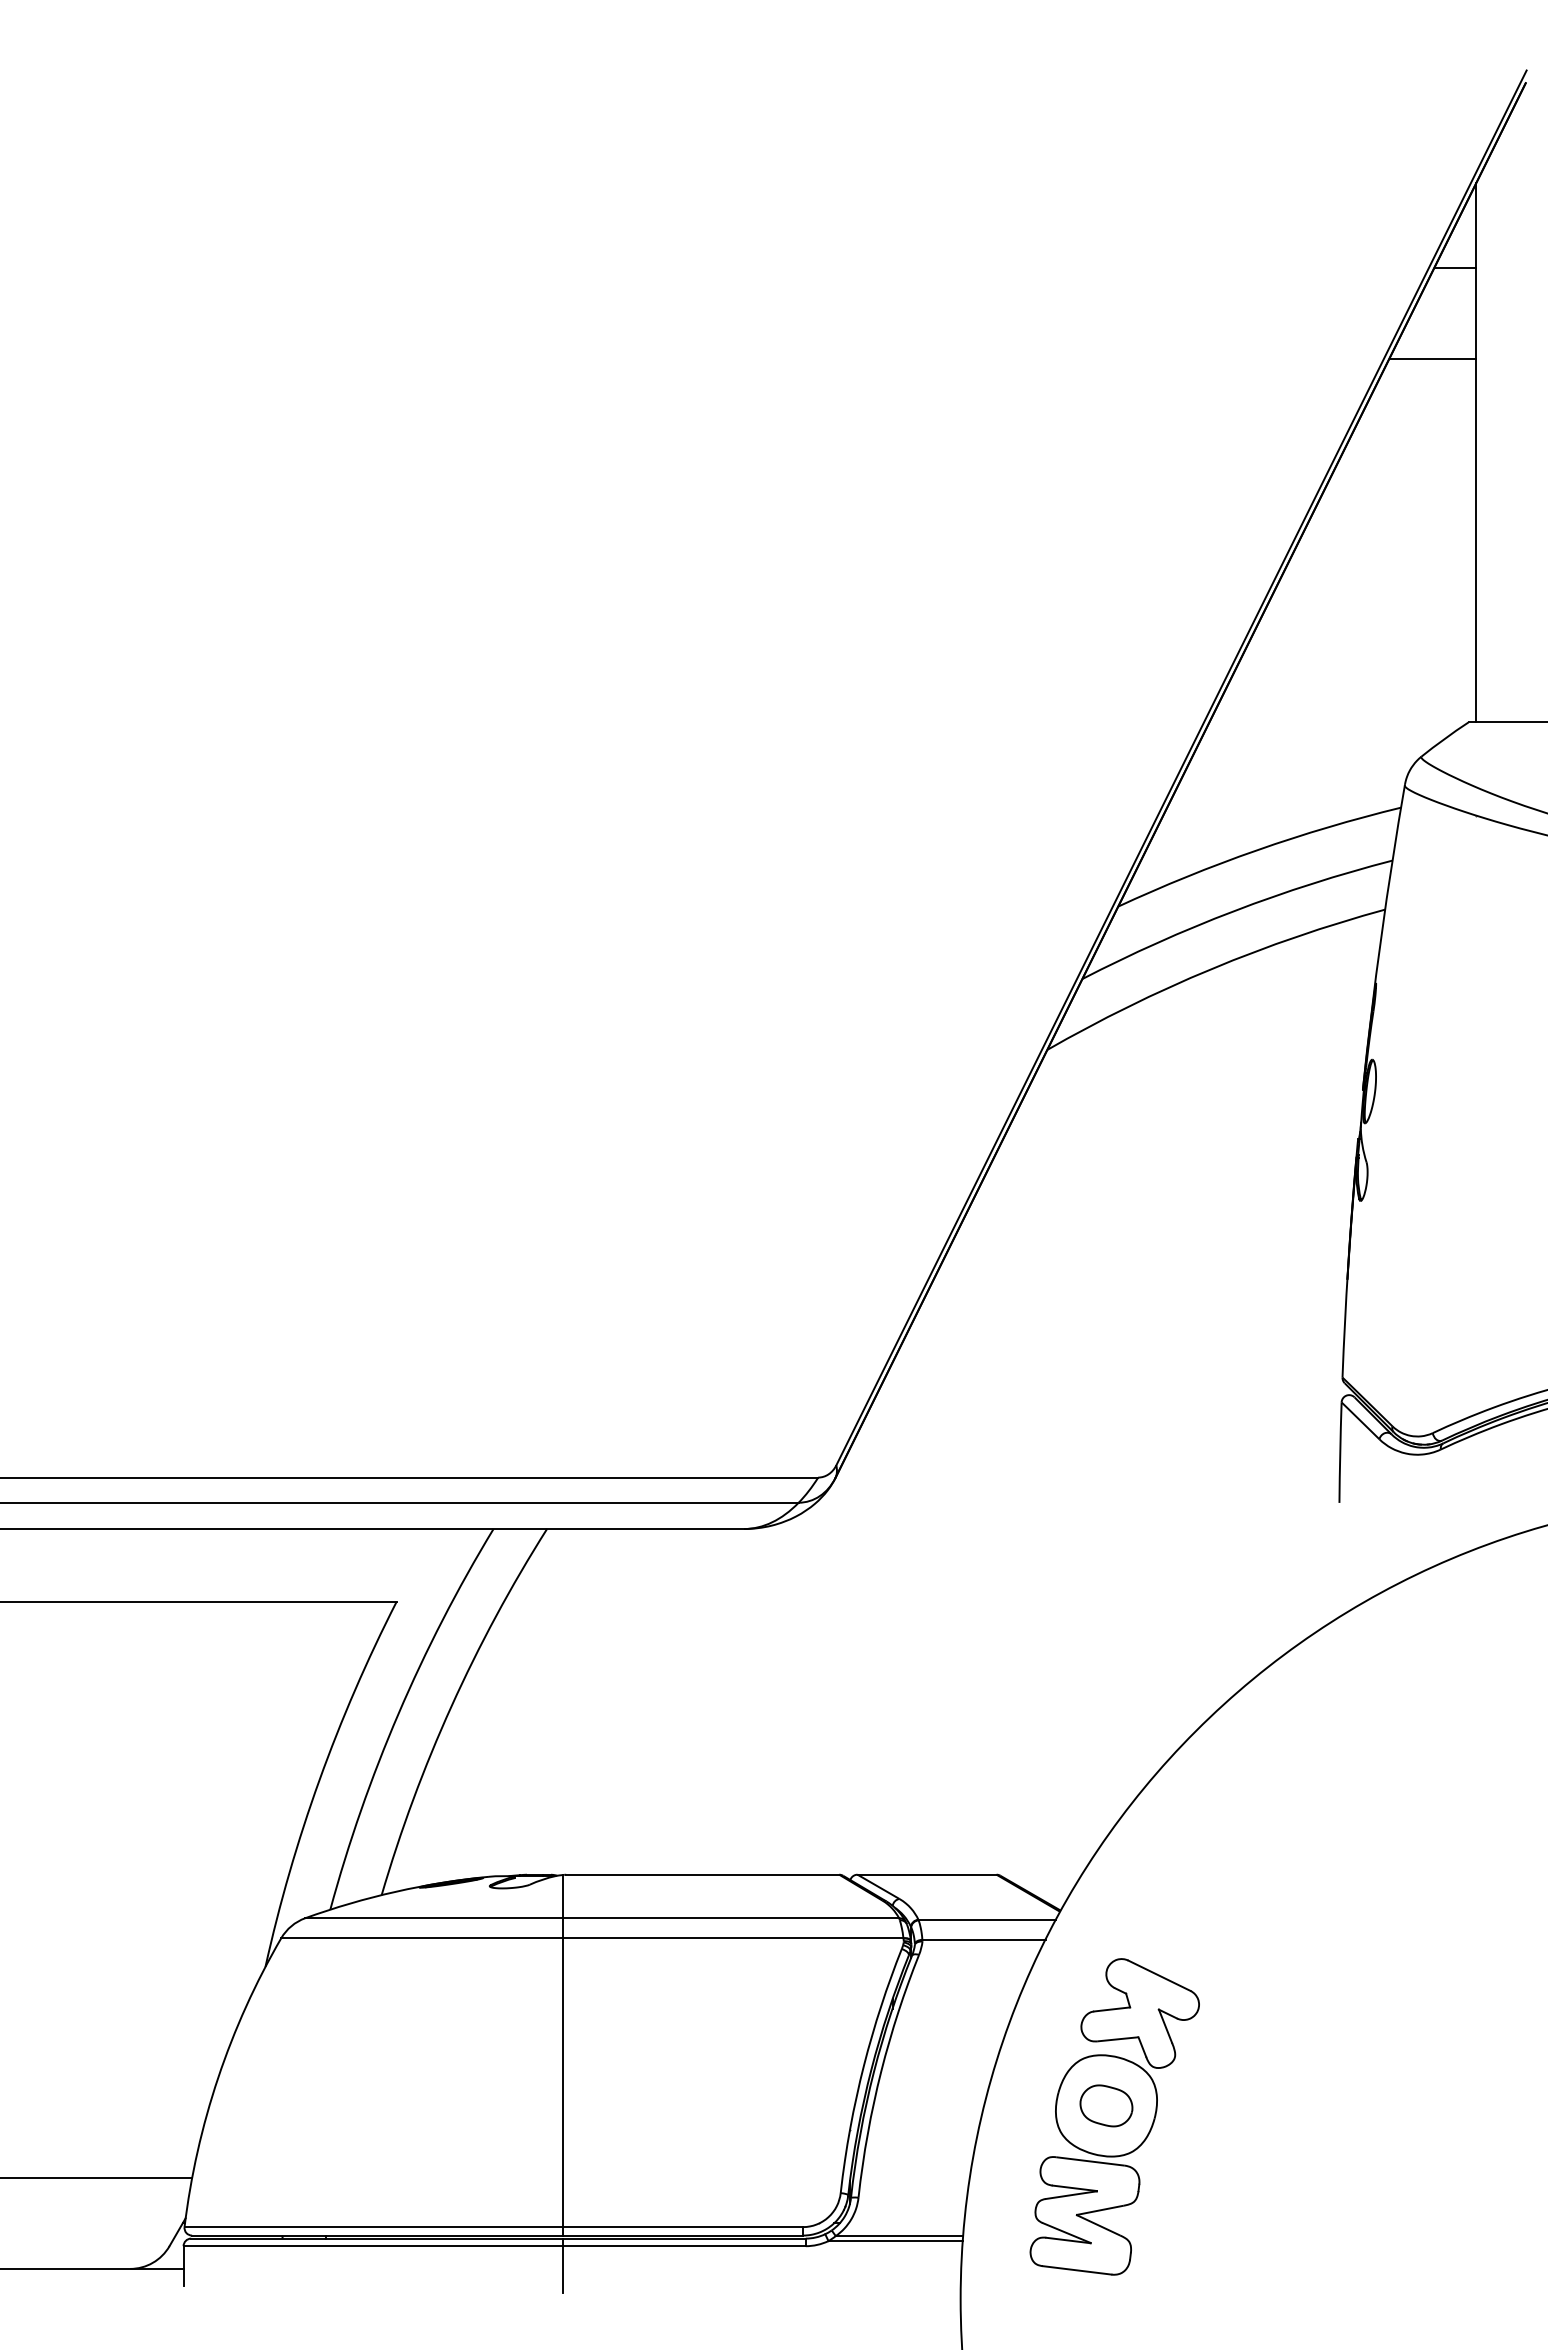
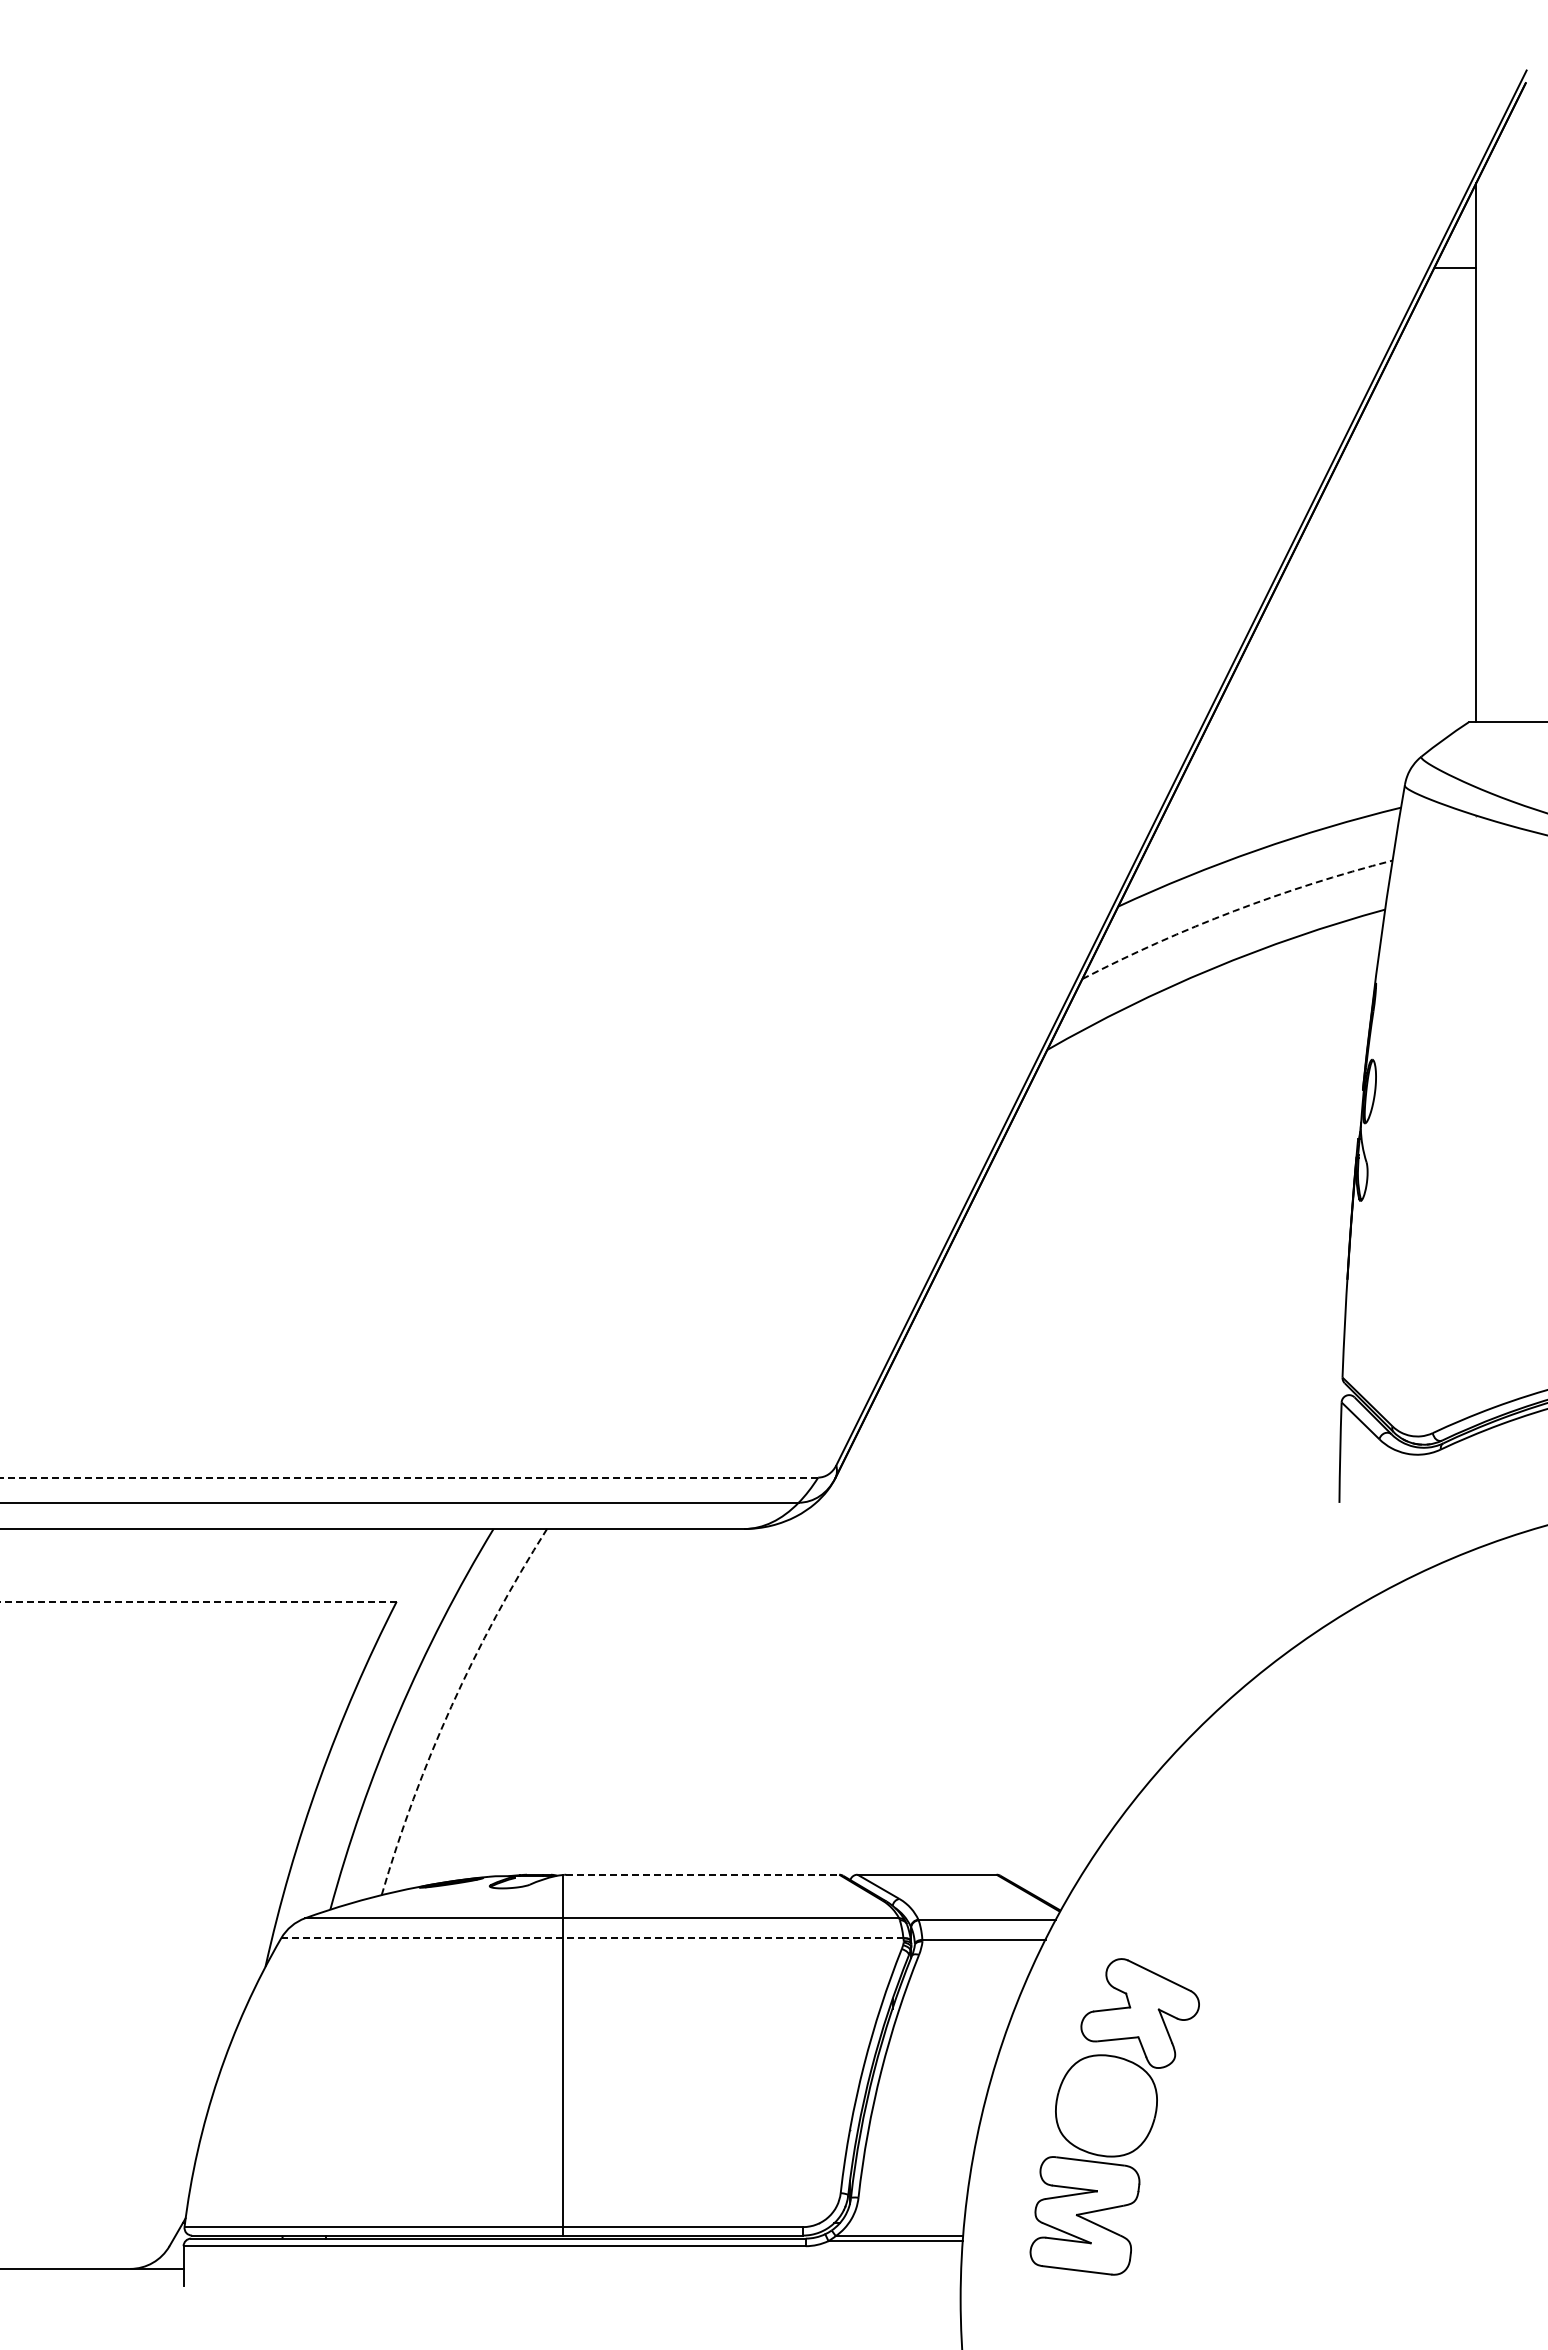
line: present -> none (1432, 358)
arc: solid -> dashed (1234, 911)
line: solid -> dashed (408, 1477)
line: solid -> dashed (198, 1601)
arc: solid -> dashed (451, 1706)
line: solid -> dashed (702, 1874)
line: solid -> dashed (592, 1938)
part: present -> none (1106, 2105)
line: present -> none (97, 2177)
line: present -> none (562, 2265)
